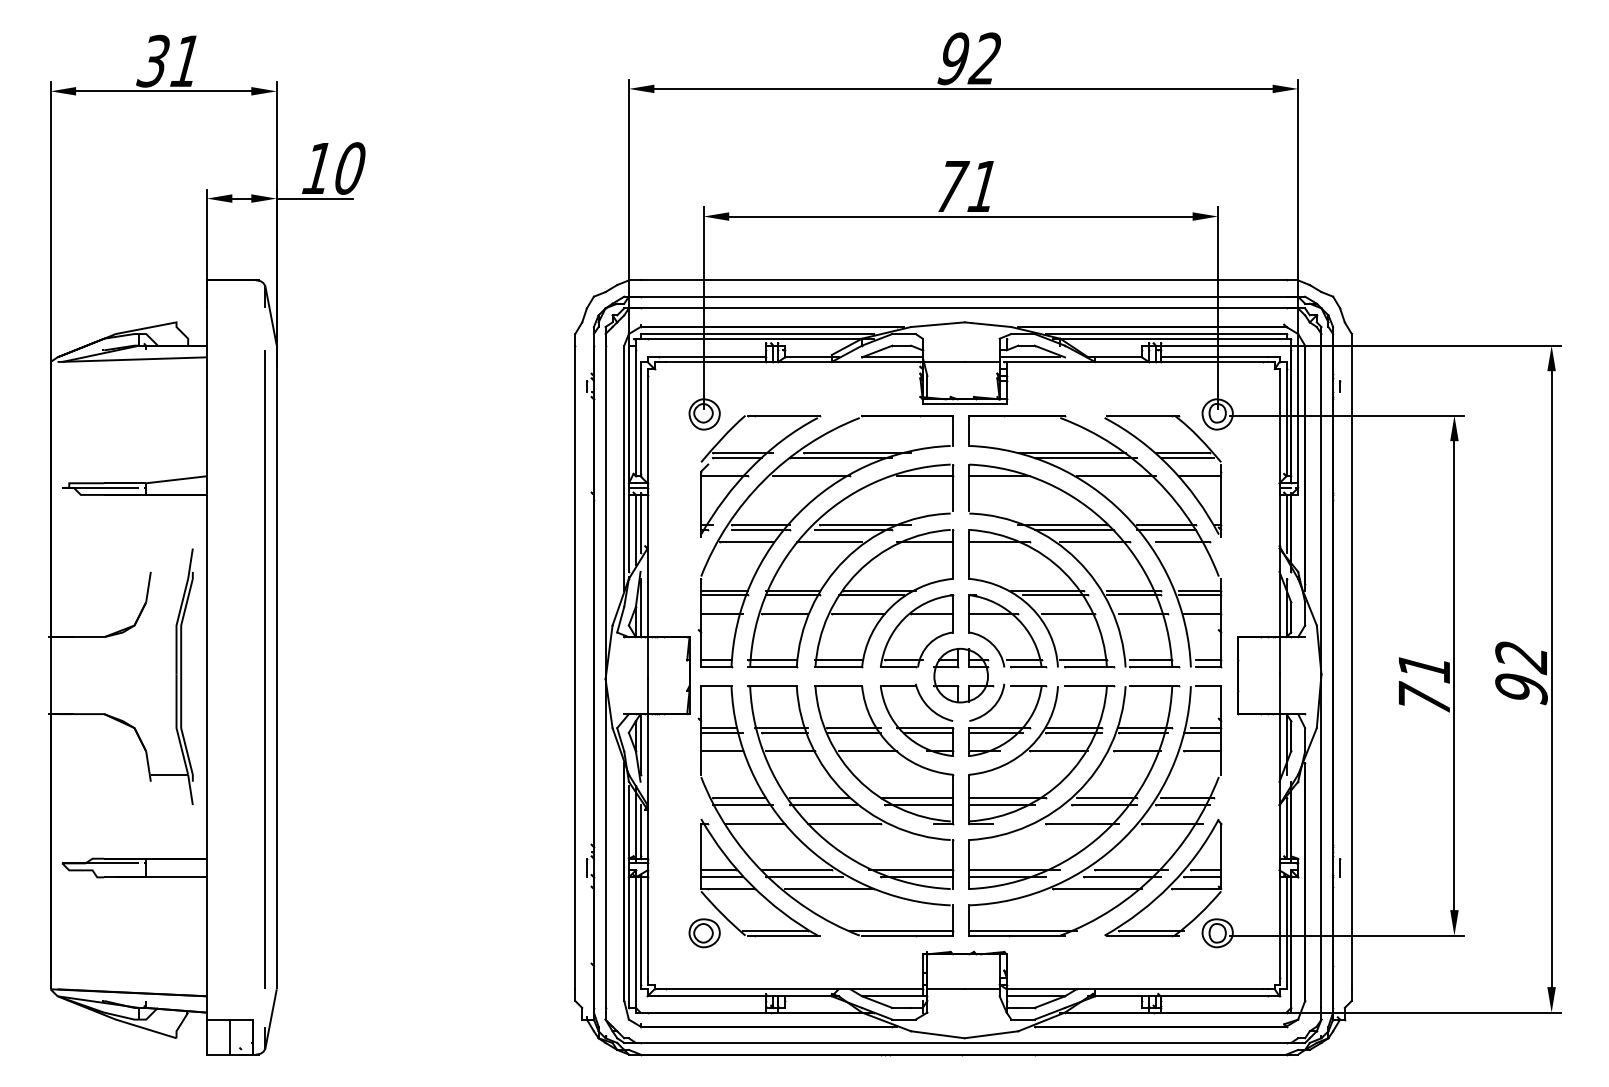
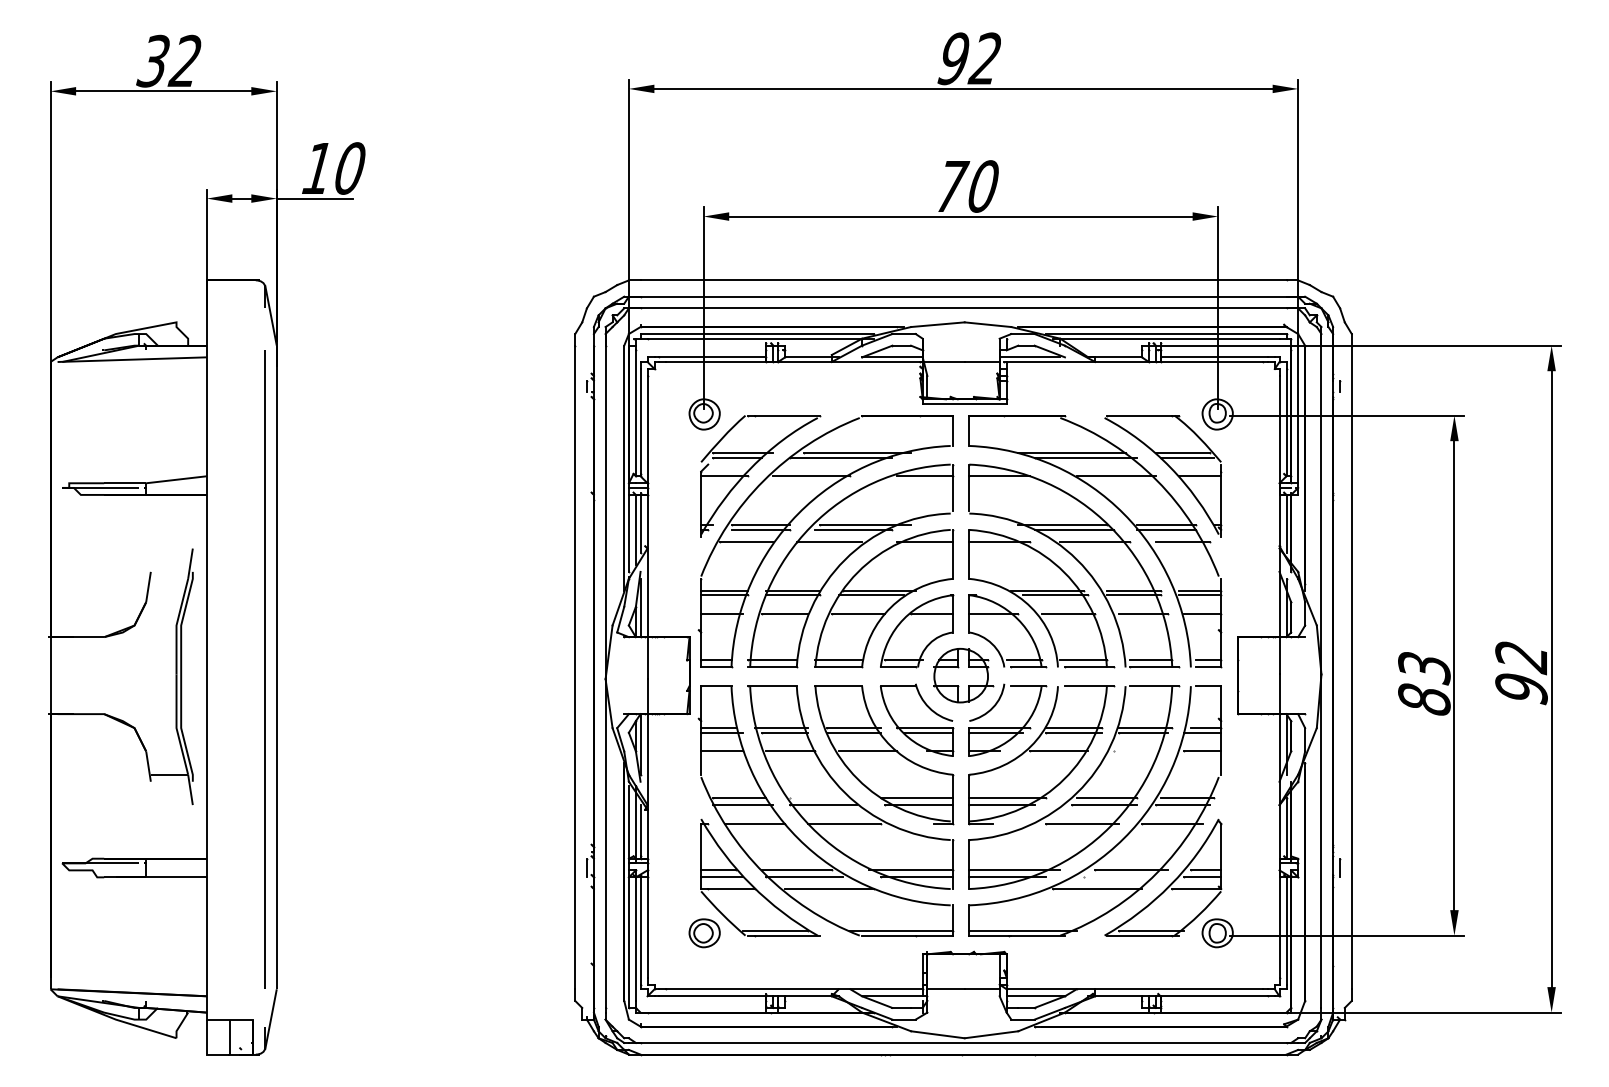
text: 31 -> 32 (184, 60)
text: 71 -> 70 (982, 186)
text: 71 -> 83 (1424, 683)
line: present -> none (1136, 751)
line: present -> none (819, 798)
line: present -> none (1121, 877)
